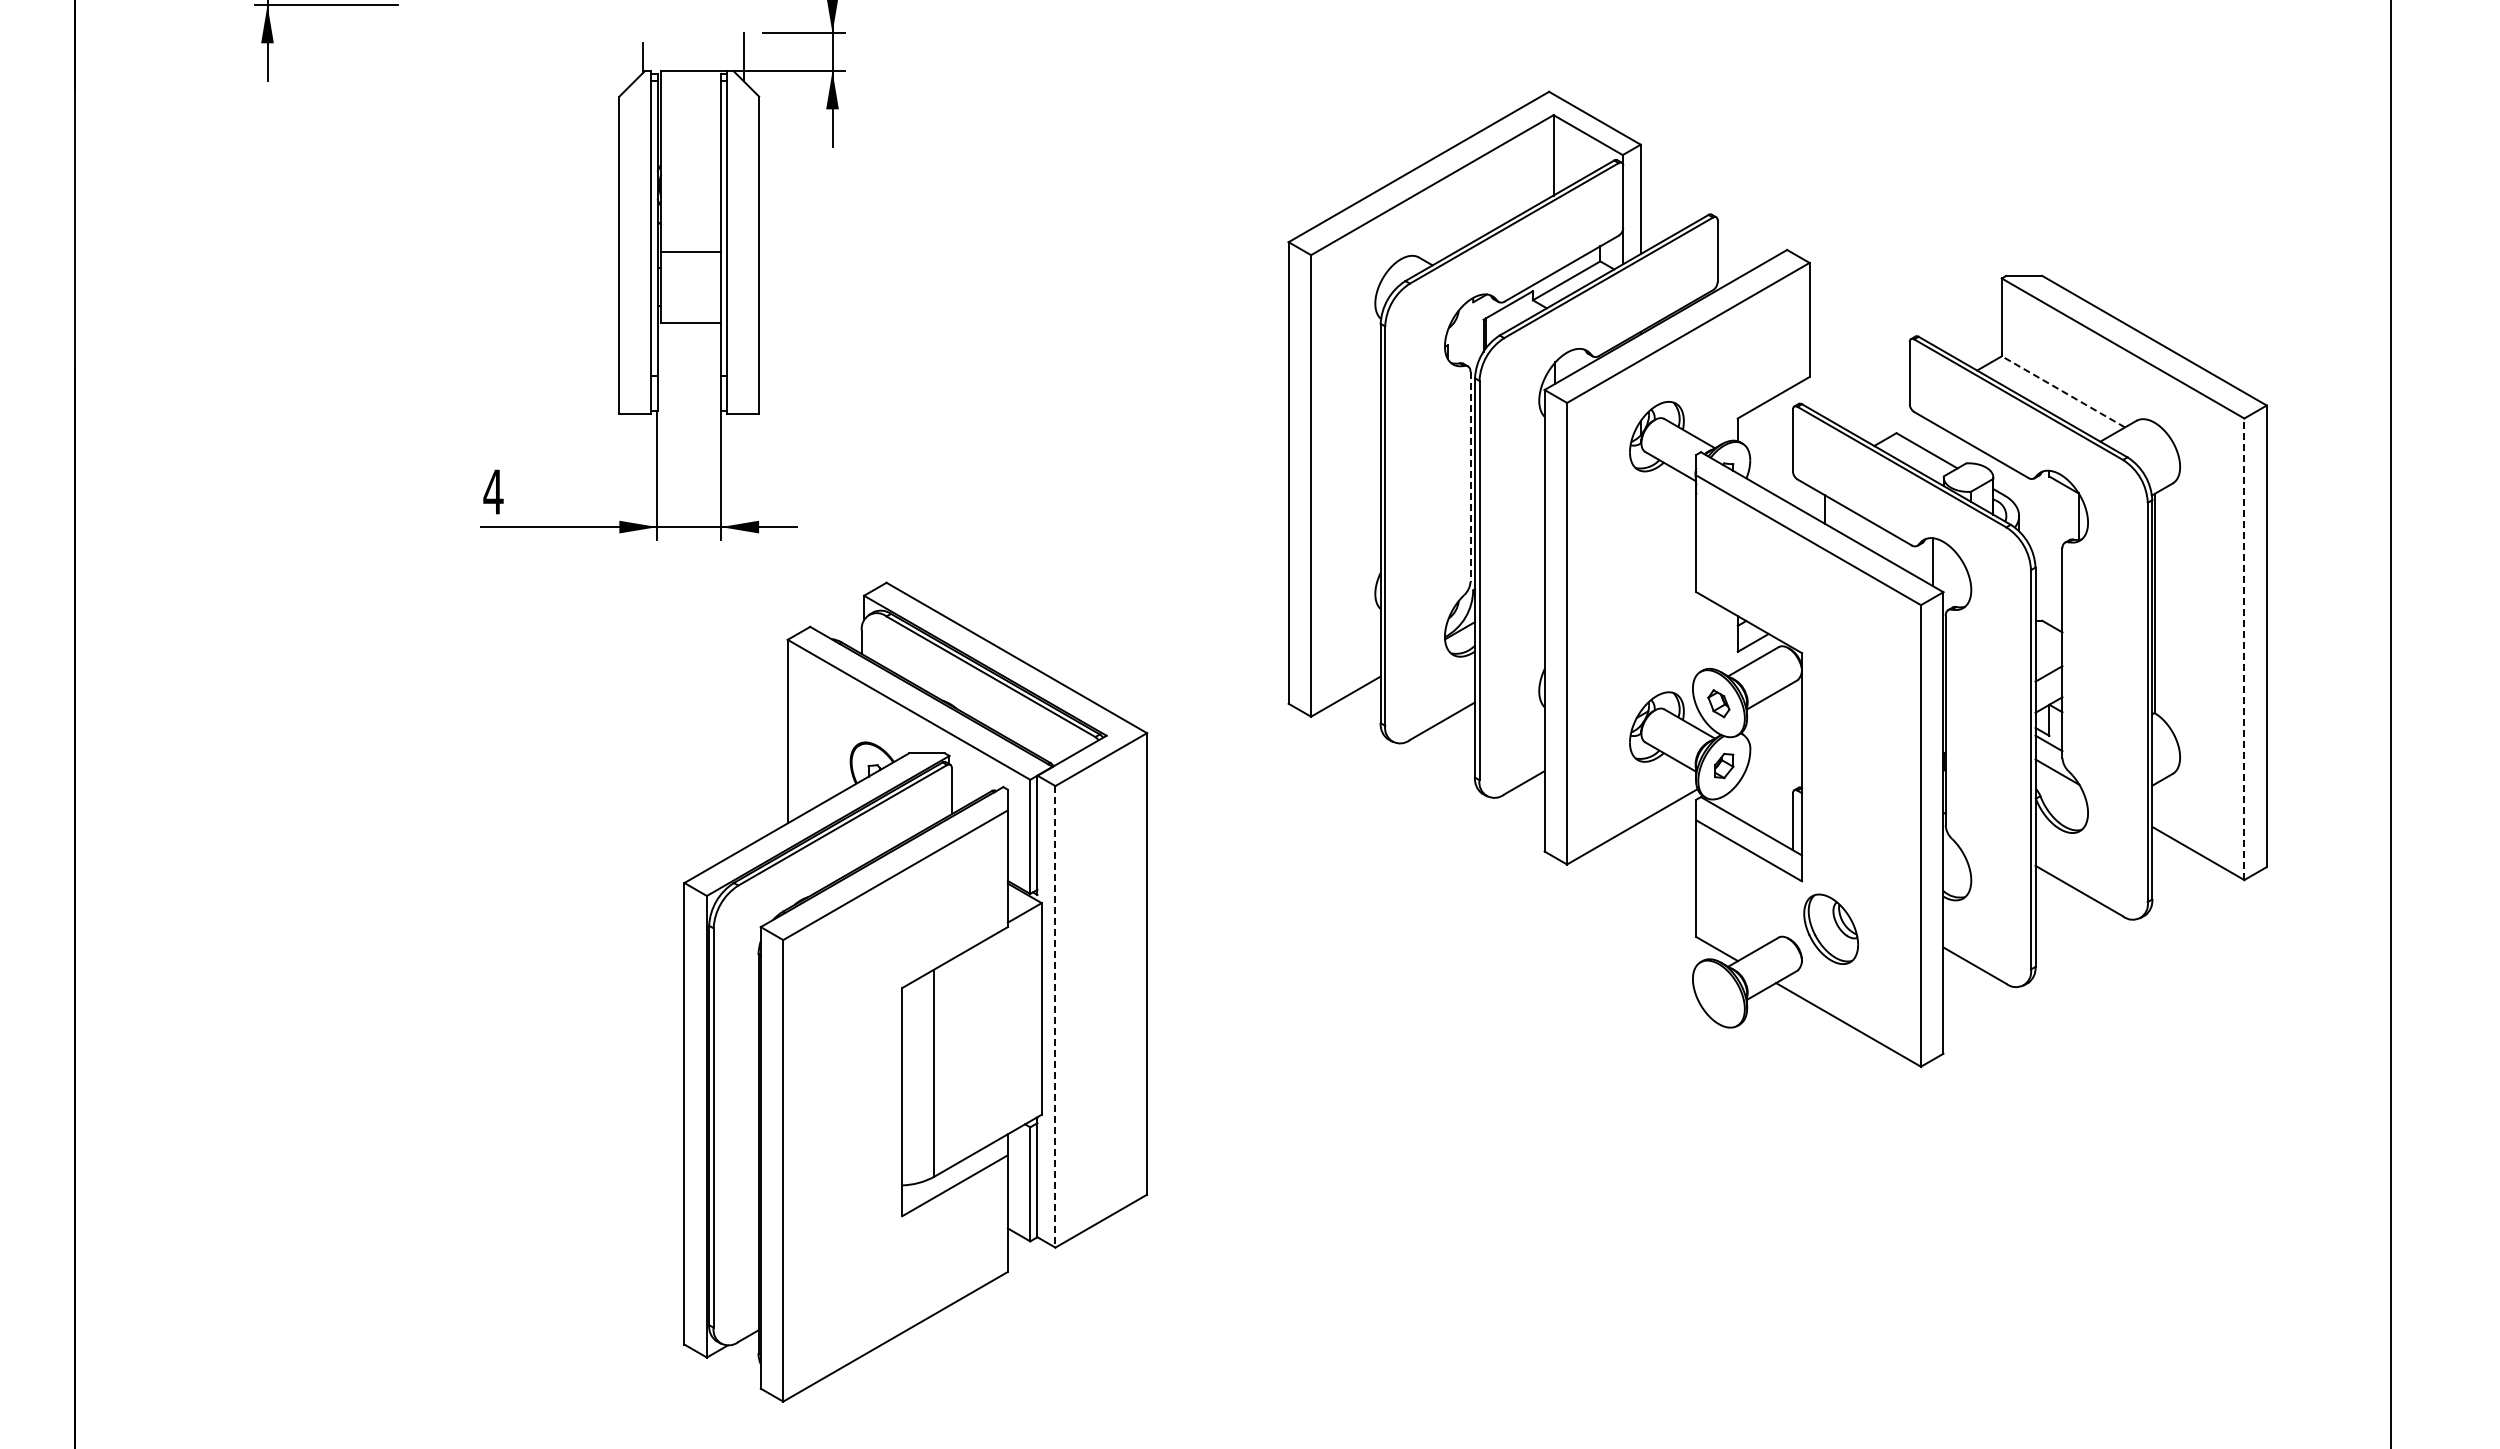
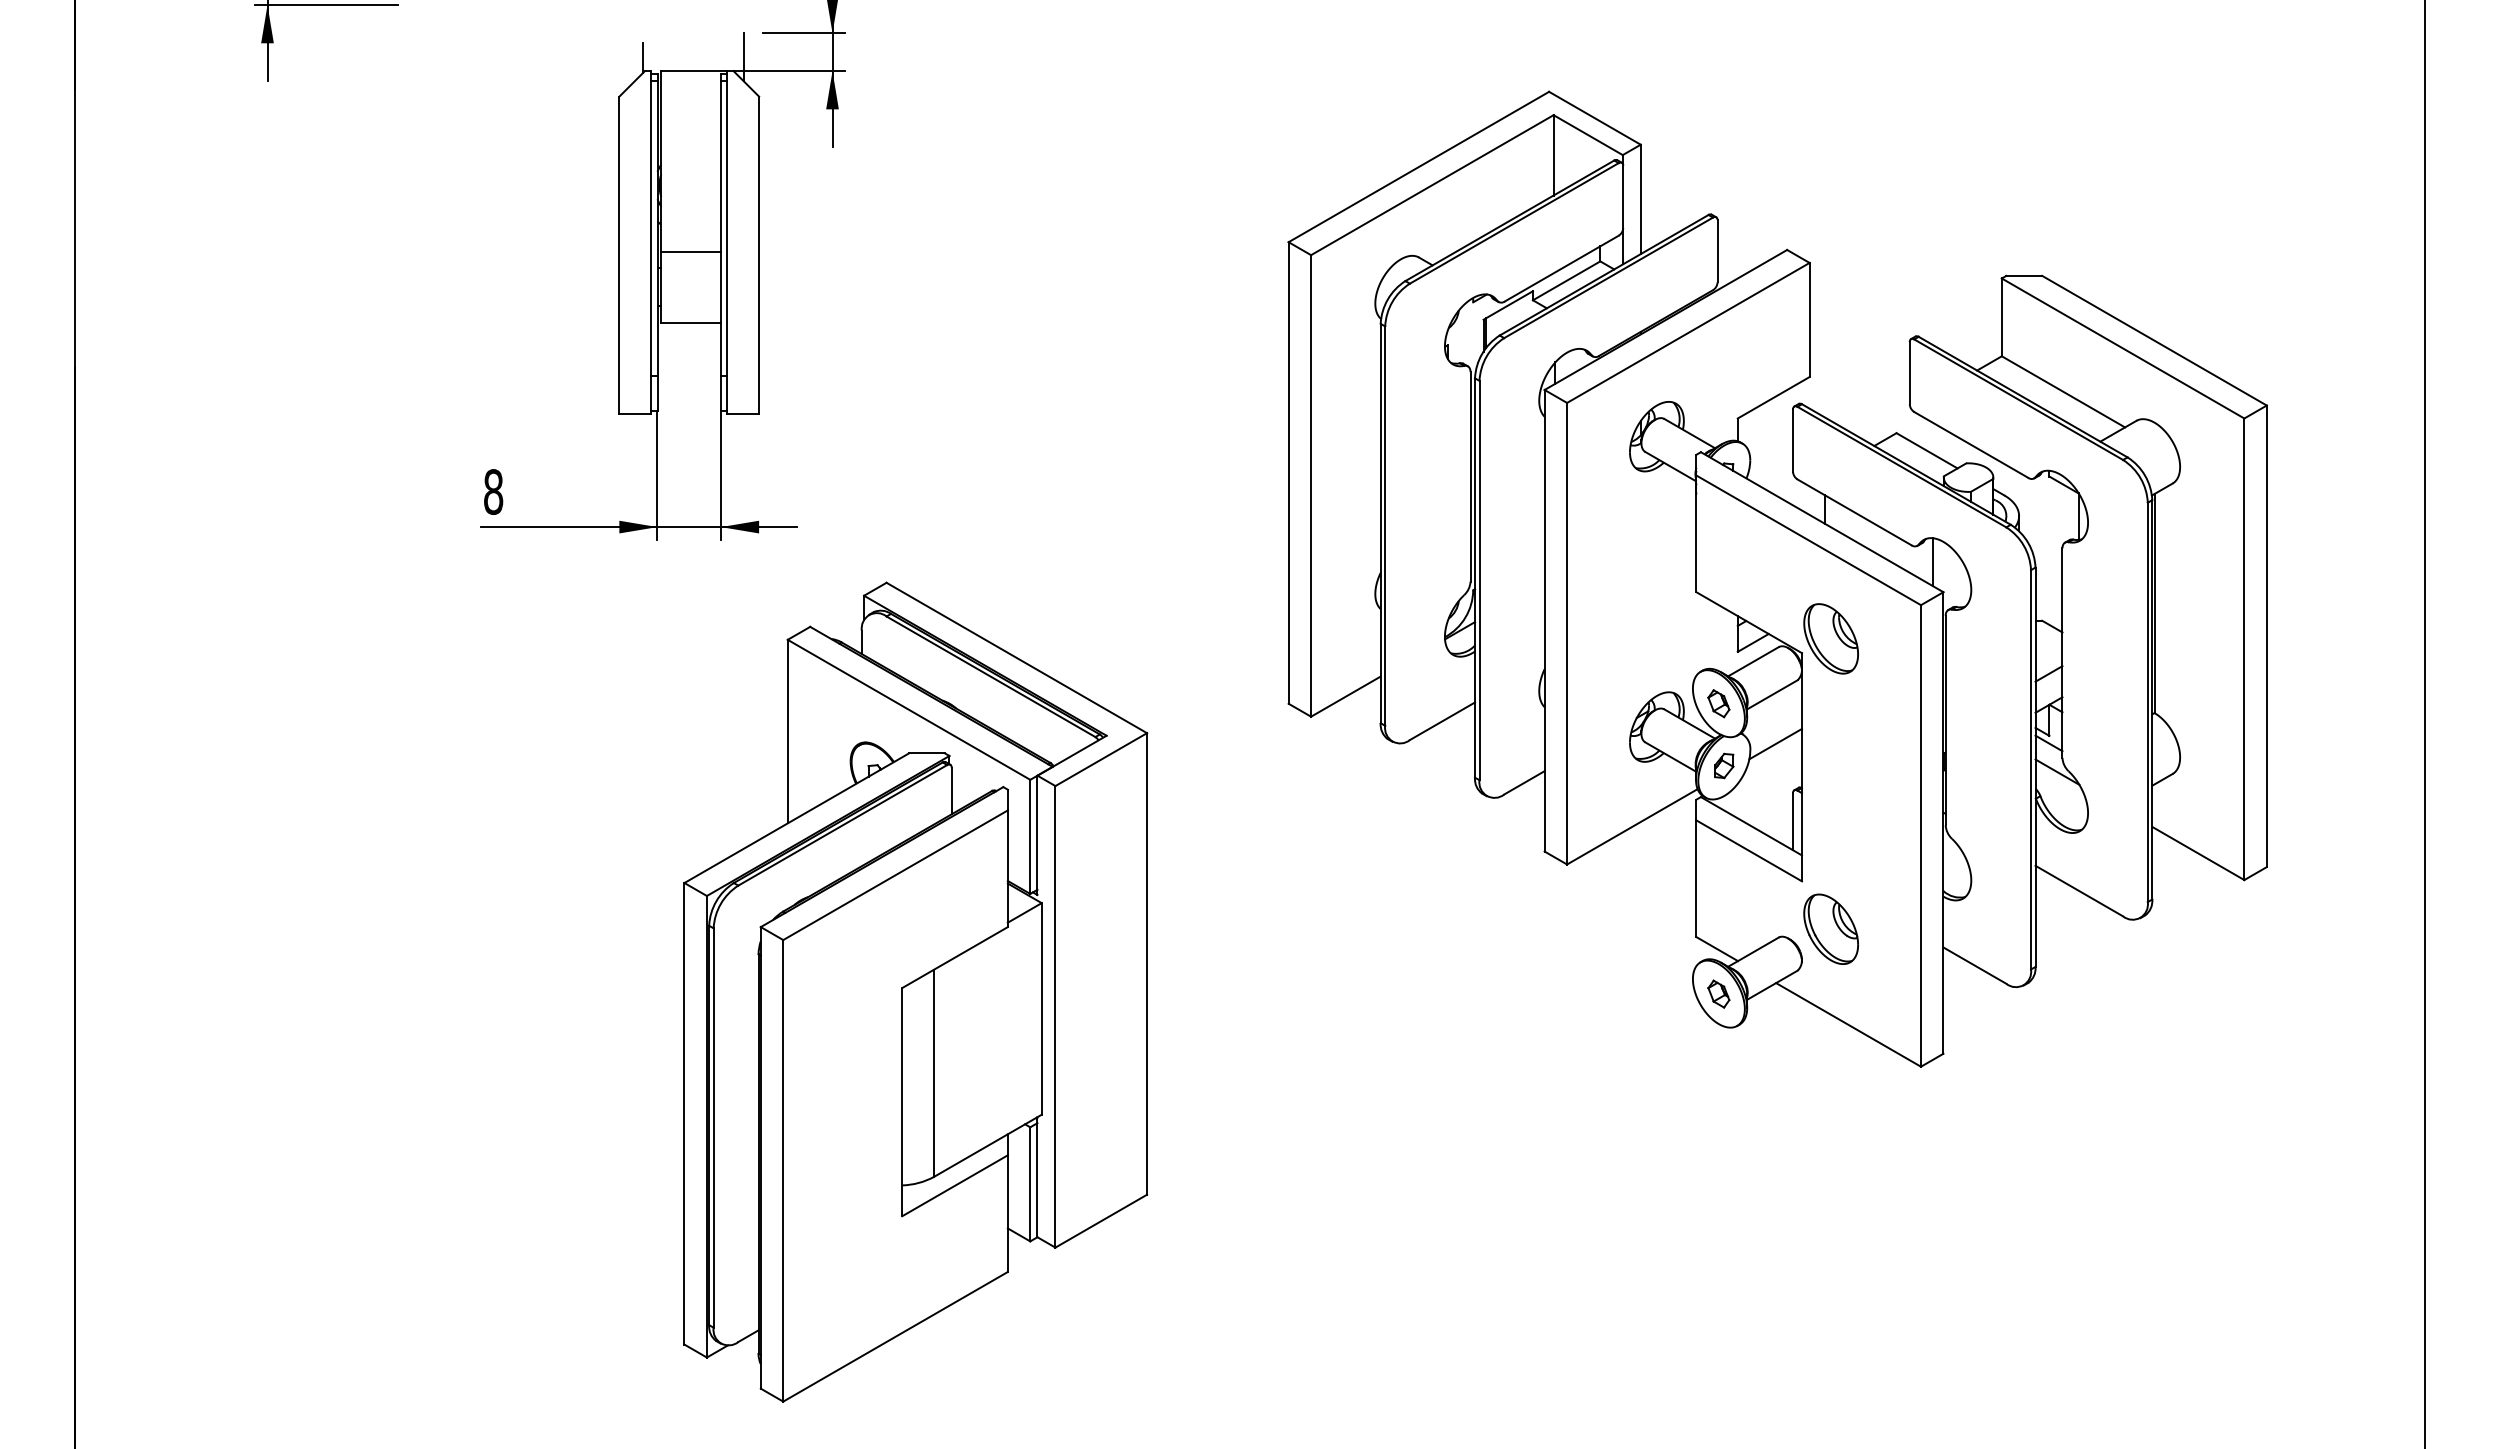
line: dashed -> solid (2063, 391)
line: dashed -> solid (1470, 476)
text: 4 -> 8 (493, 492)
part: none -> present (1830, 638)
line: dashed -> solid (2244, 649)
line position: (2391, 723) -> (2425, 723) (2425, 723)
line: none -> present (1775, 743)
part: none -> present (1718, 993)
line: dashed -> solid (1055, 1016)
